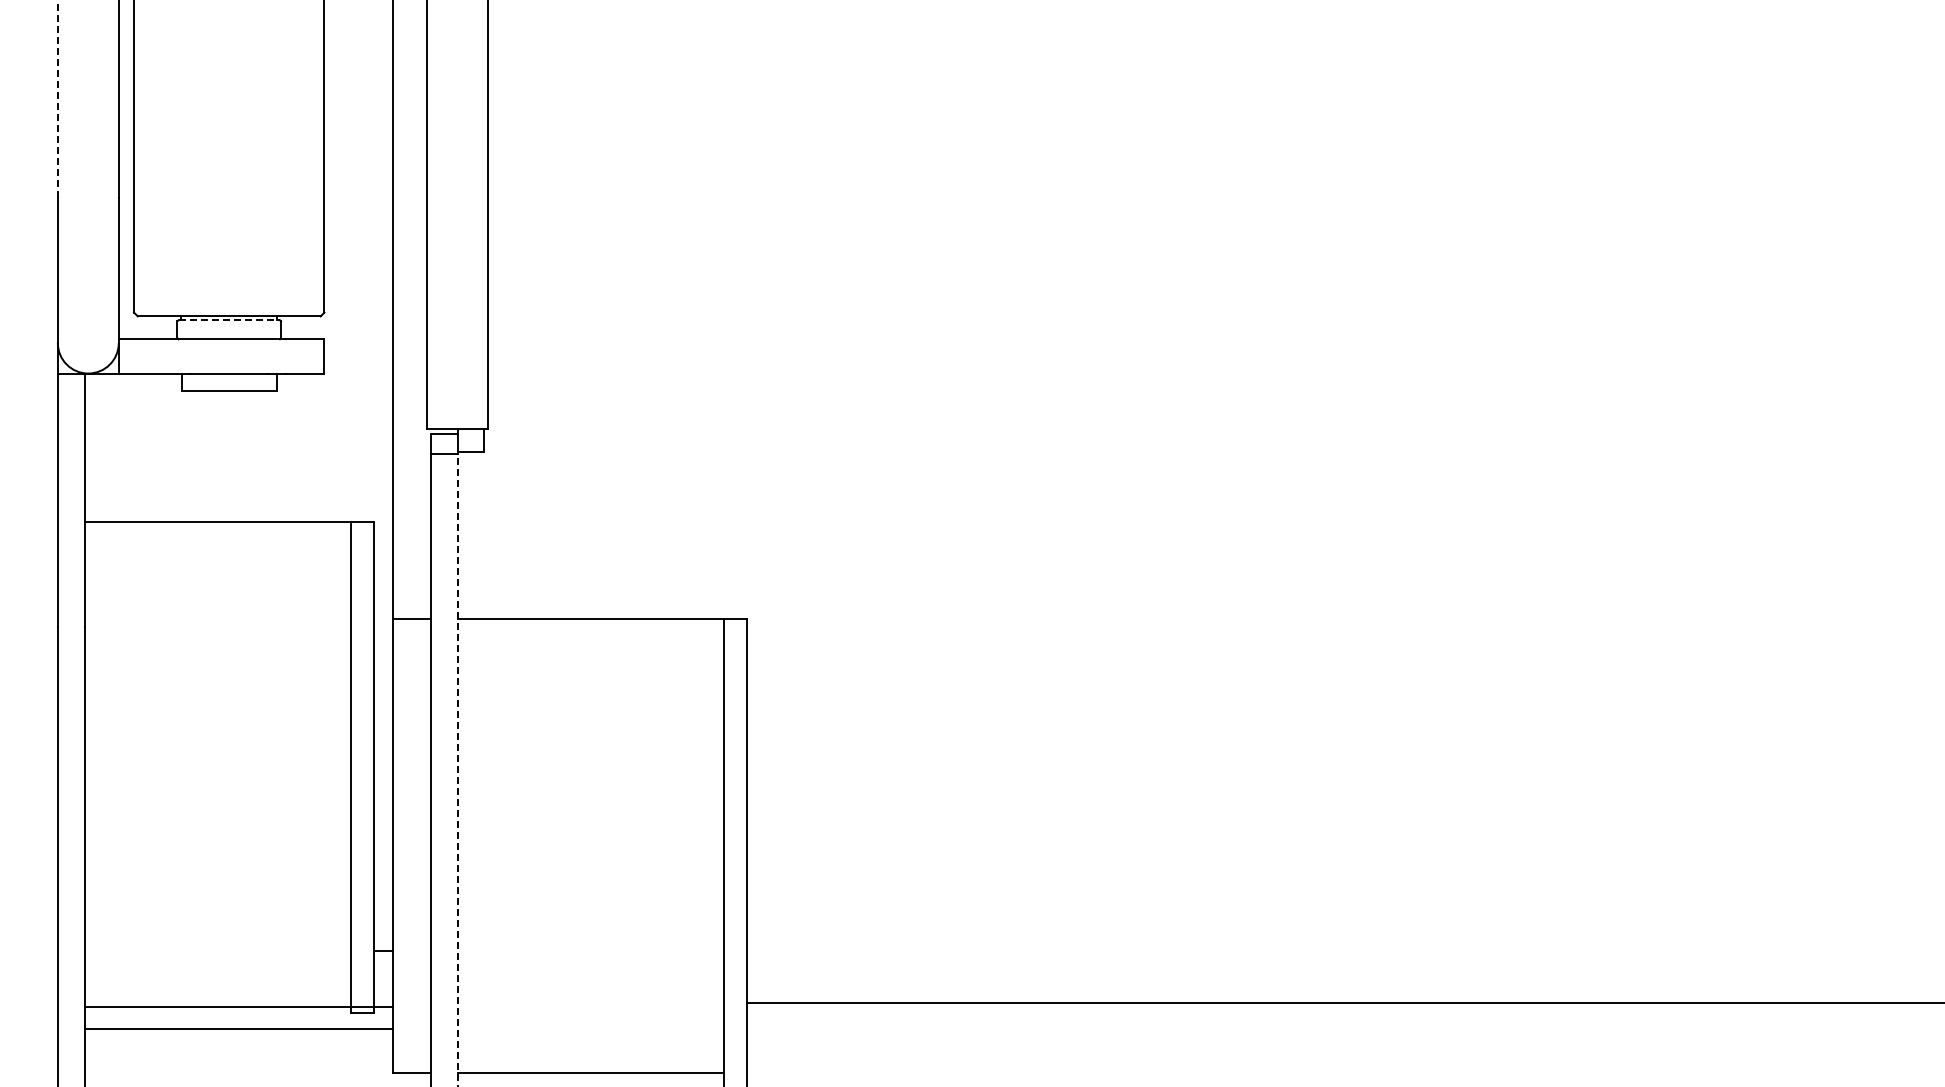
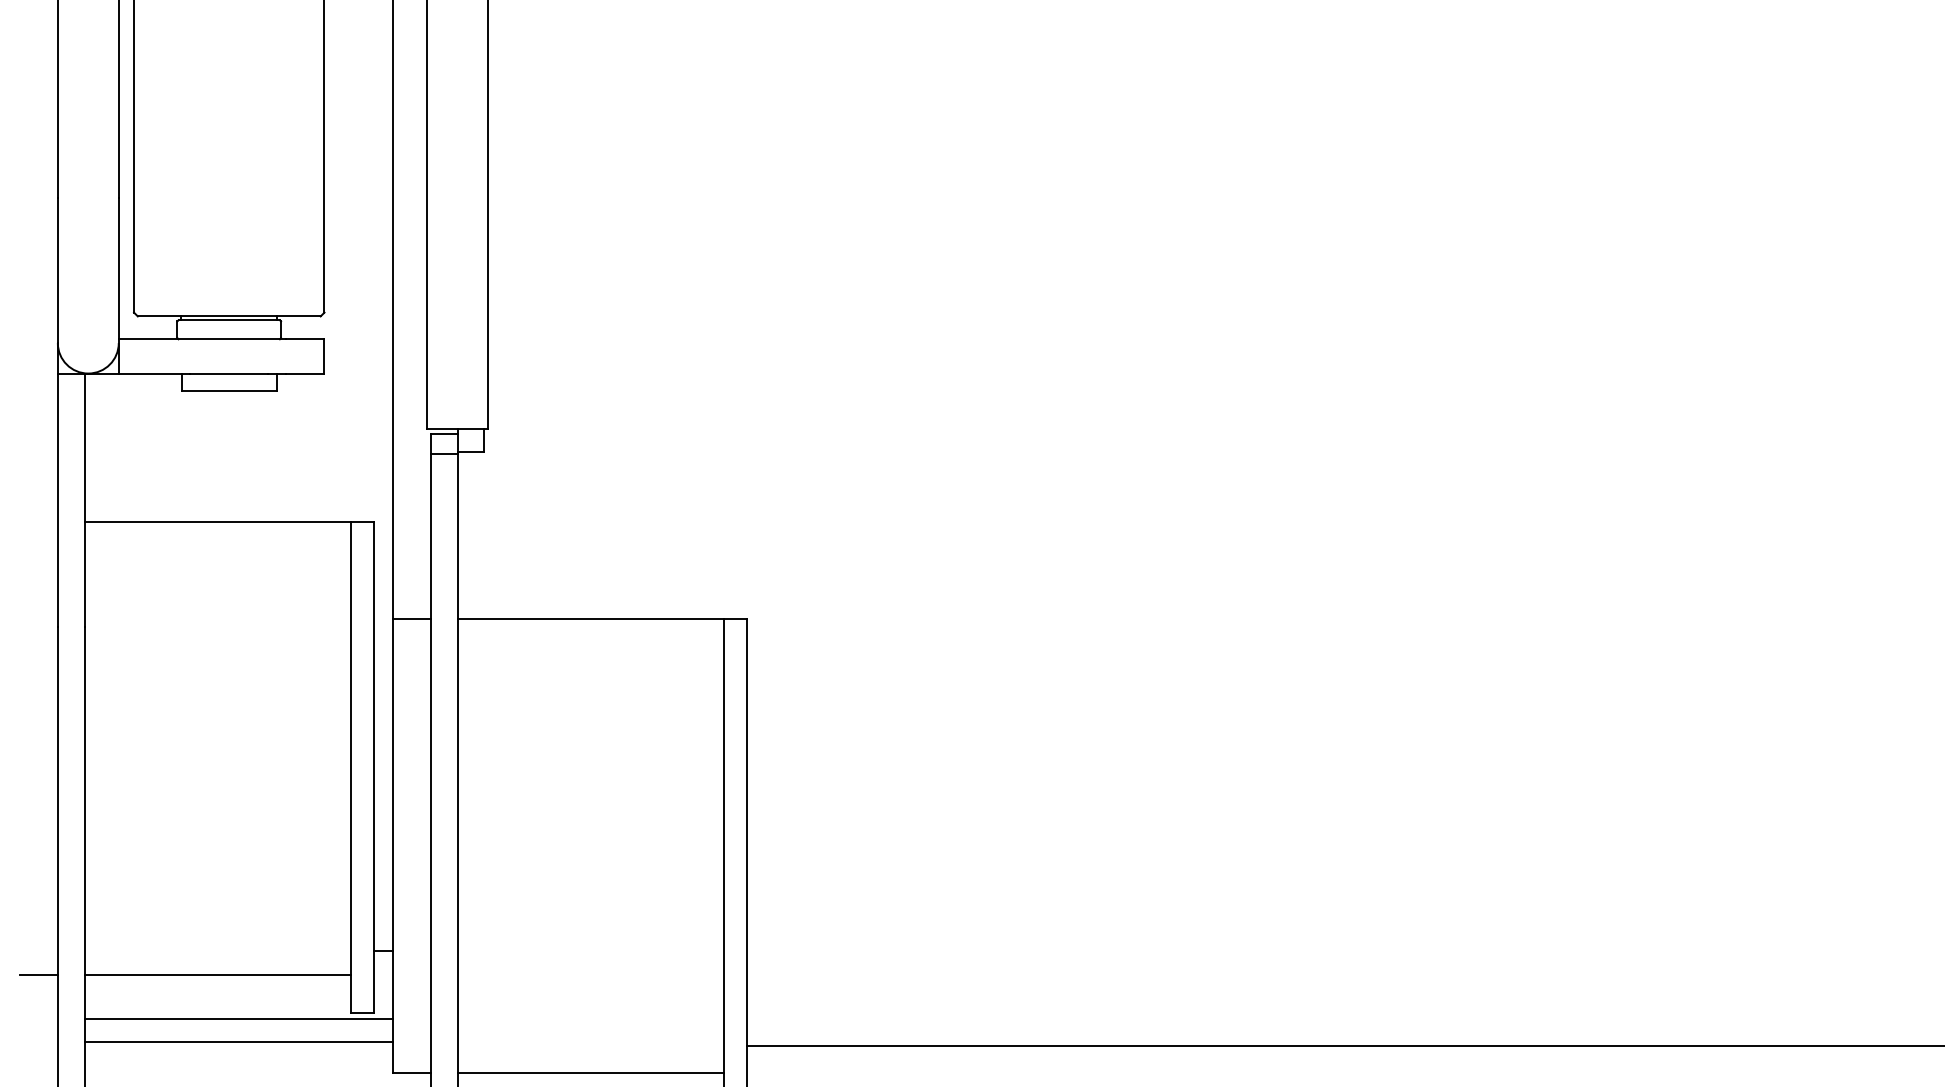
line: dashed -> solid (57, 99)
line: dashed -> solid (229, 320)
line: dashed -> solid (457, 769)
line: none -> present (38, 975)
line: none -> present (217, 975)
line position: (1344, 1002) -> (1344, 1045) (1344, 1045)
line position: (238, 1007) -> (238, 1019) (238, 1019)
line position: (238, 1029) -> (238, 1042) (238, 1042)
